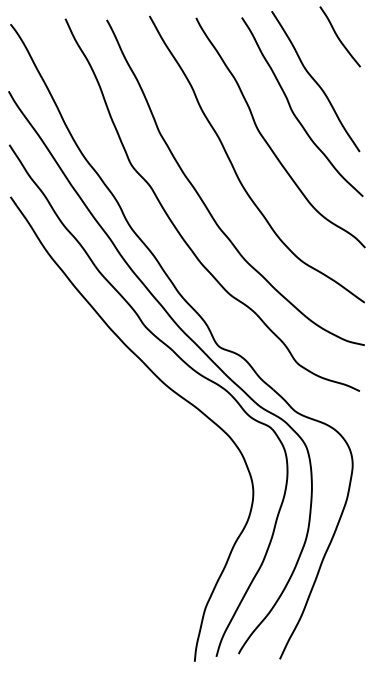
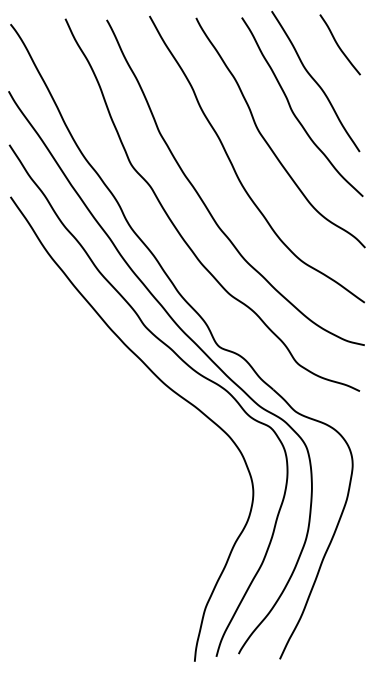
curve position: (338, 36) -> (338, 44) (338, 44)
